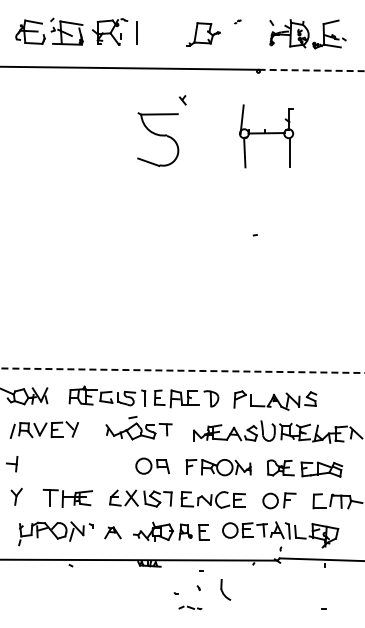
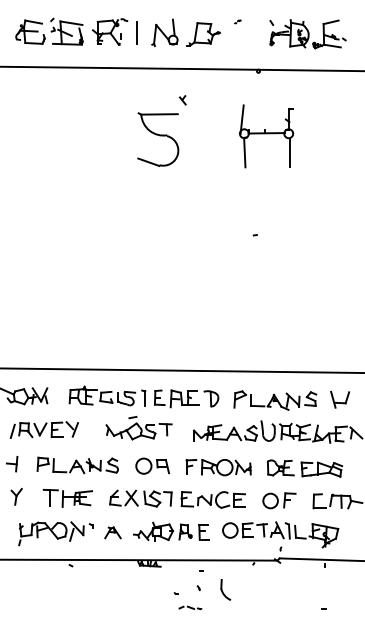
part: none -> present (164, 32)
line: dashed -> solid (311, 70)
line: dashed -> solid (182, 370)
part: none -> present (340, 399)
part: none -> present (77, 465)
